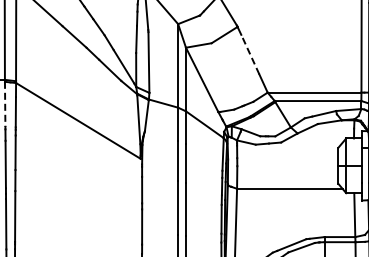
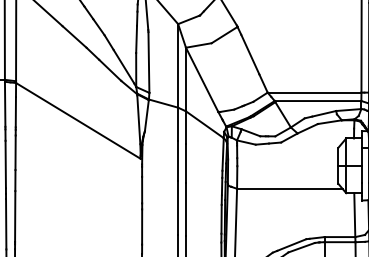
line: dashed -> solid (250, 54)
line: dashed -> solid (5, 104)
